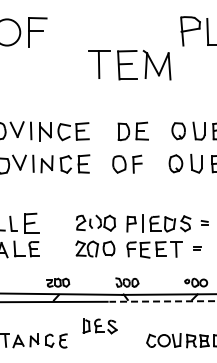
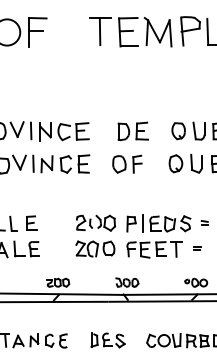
part position: (129, 65) -> (130, 32) (130, 32)
part size: 16x22 px -> 12x16 px (31, 222)
line: dashed -> solid (162, 301)
part position: (99, 326) -> (107, 340) (107, 340)
